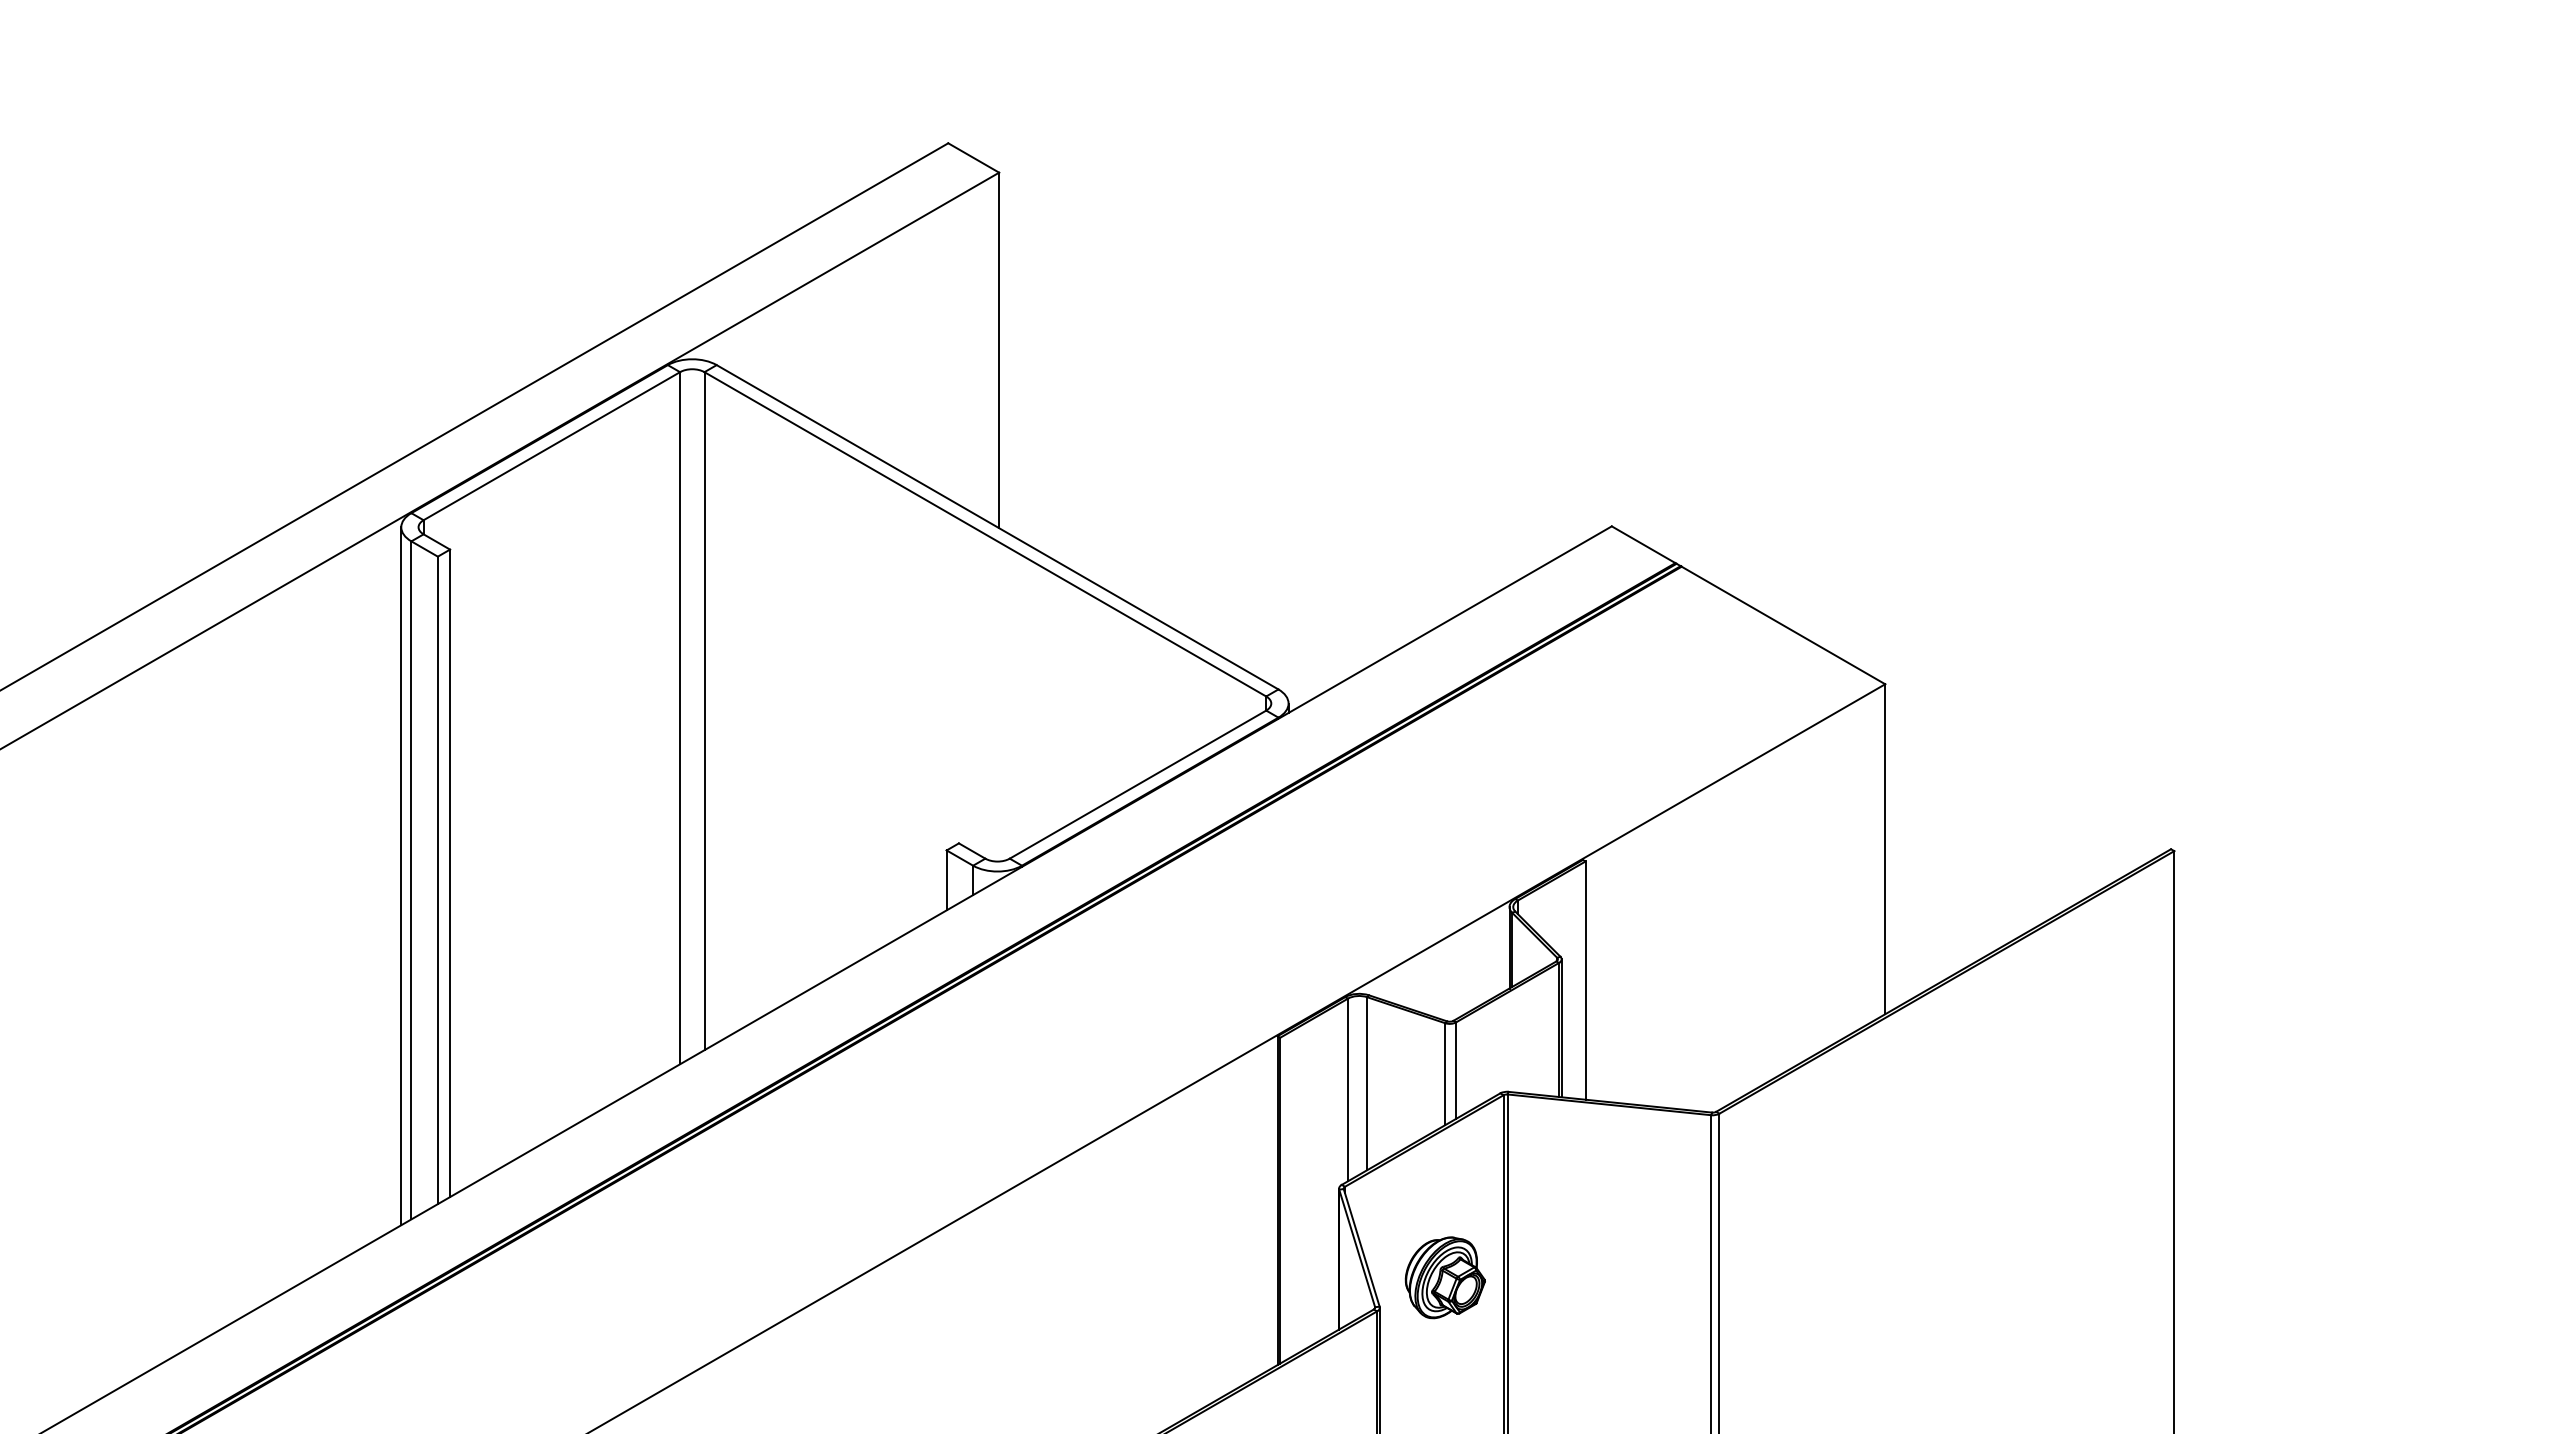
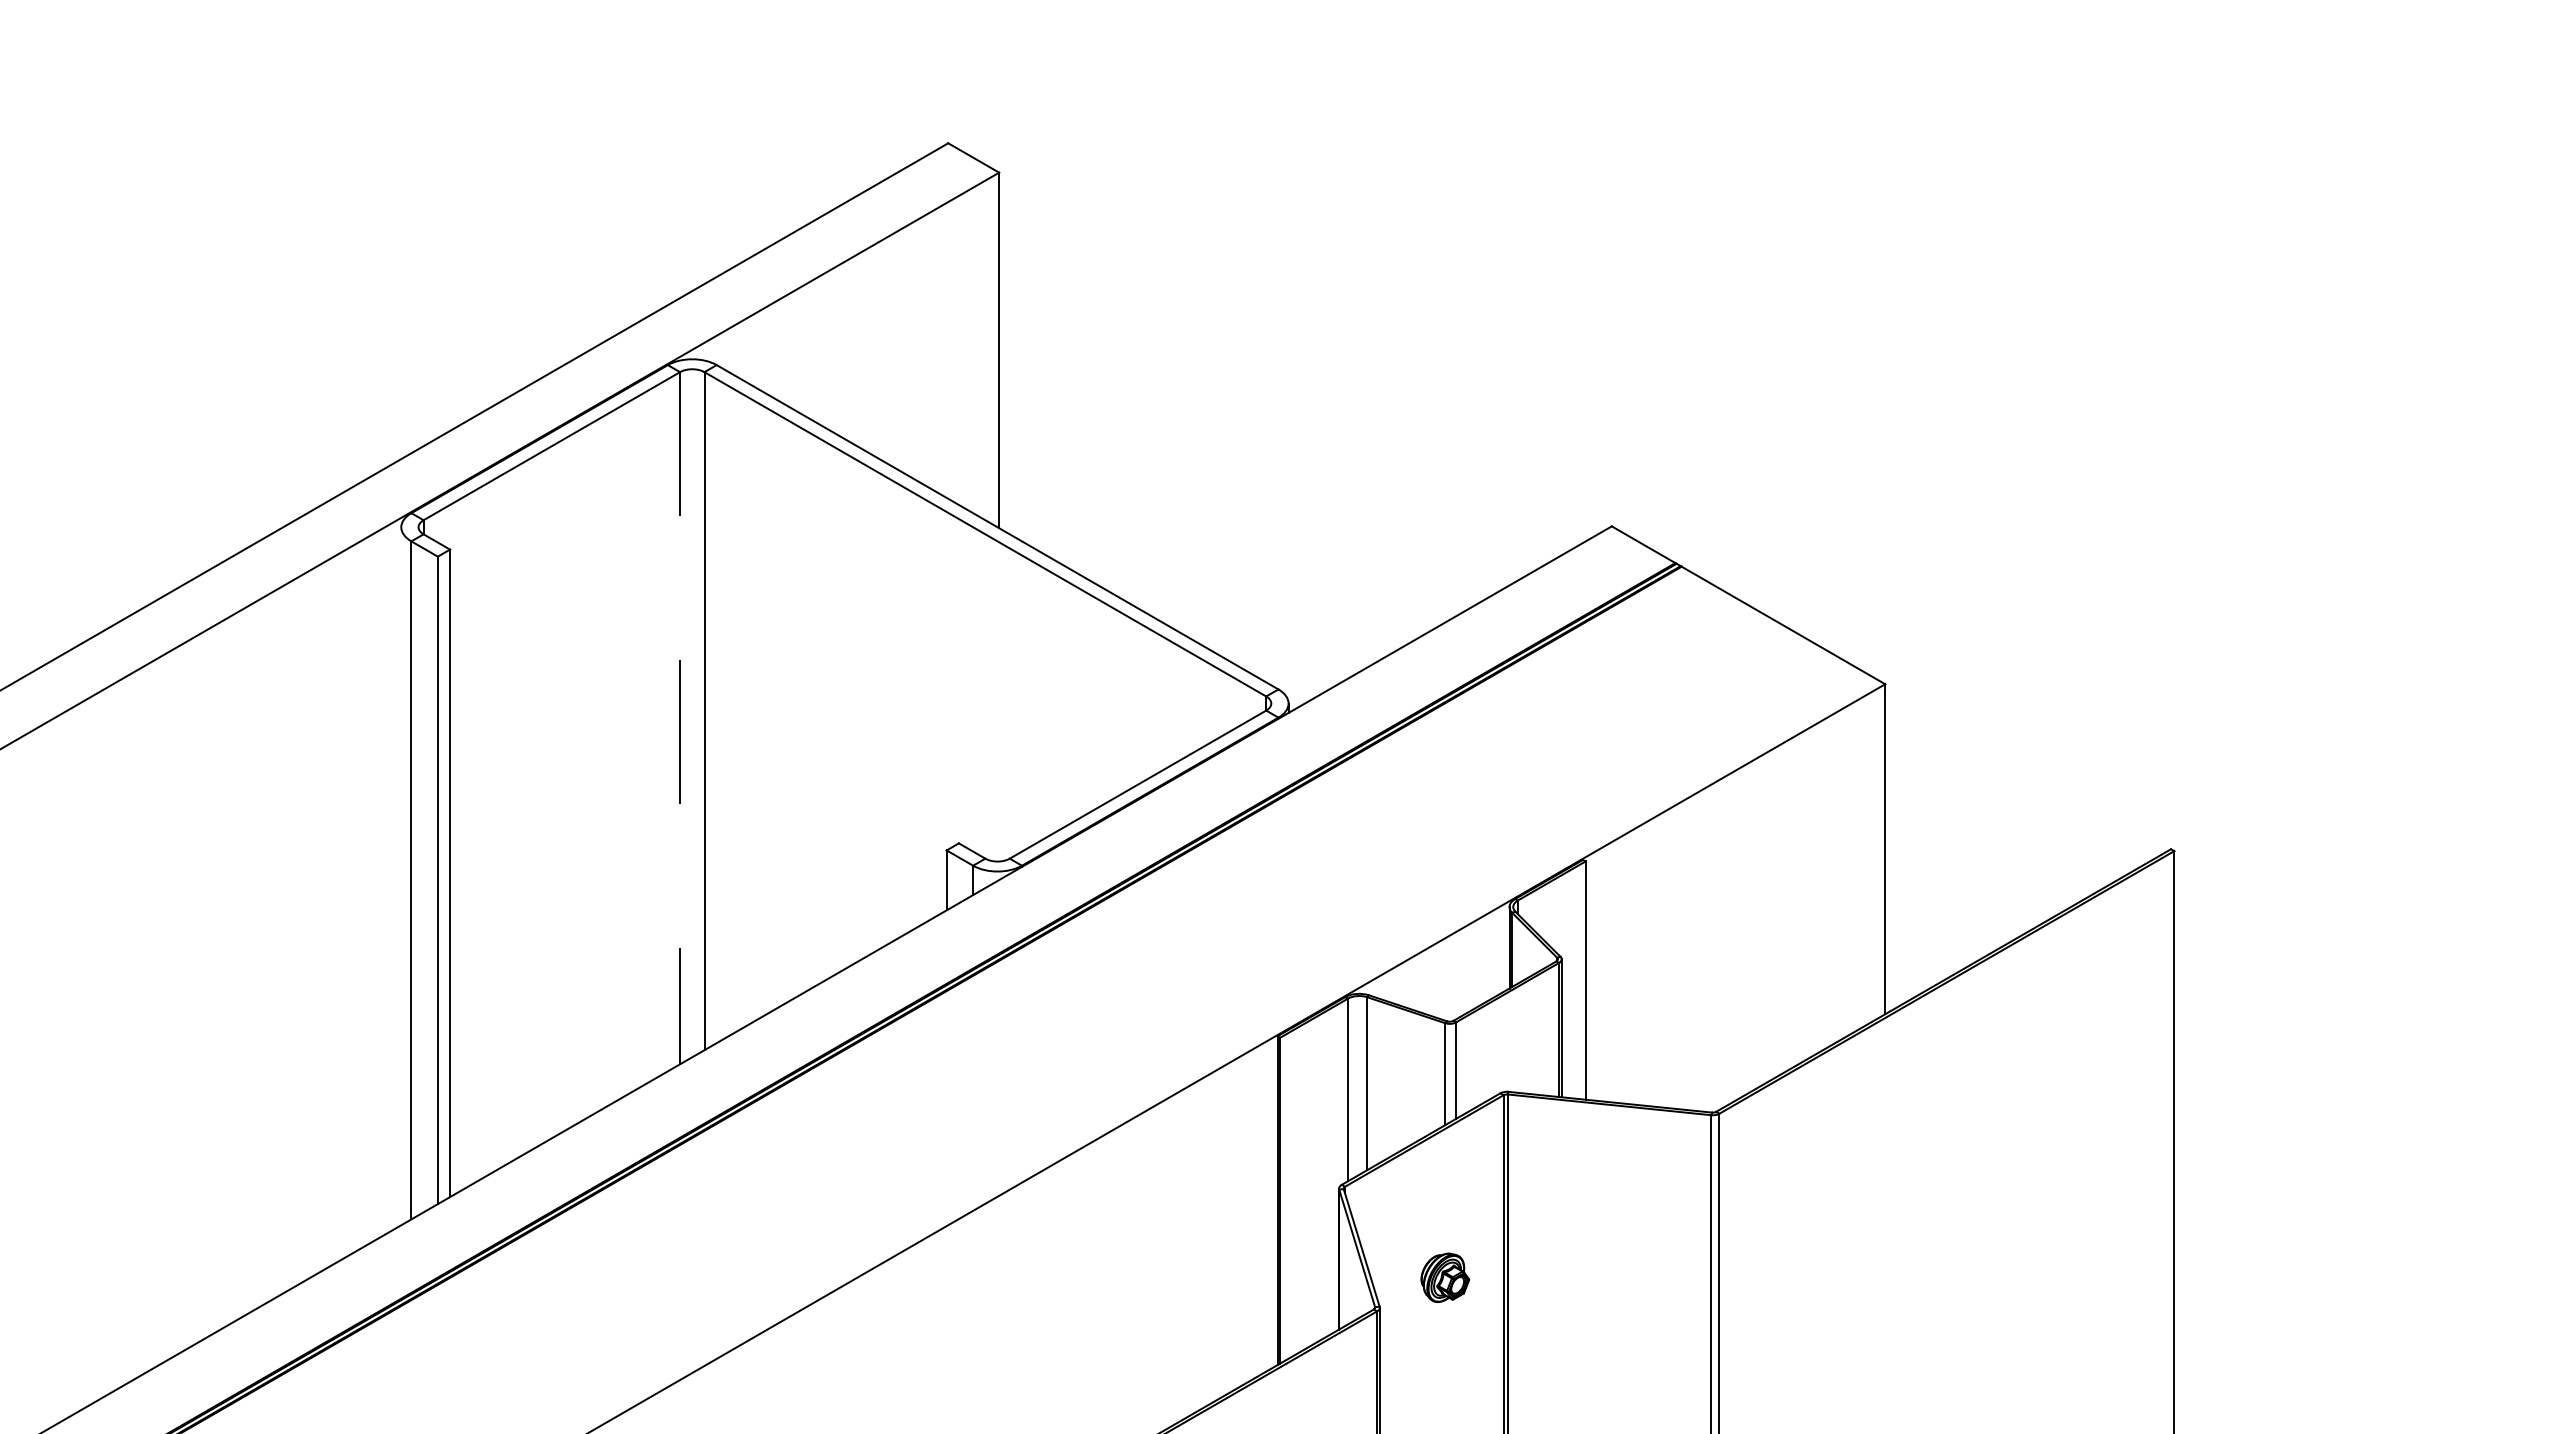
line: solid -> dashed (680, 718)
line: present -> none (401, 876)
part size: 82x84 px -> 50x52 px (1444, 1277)
